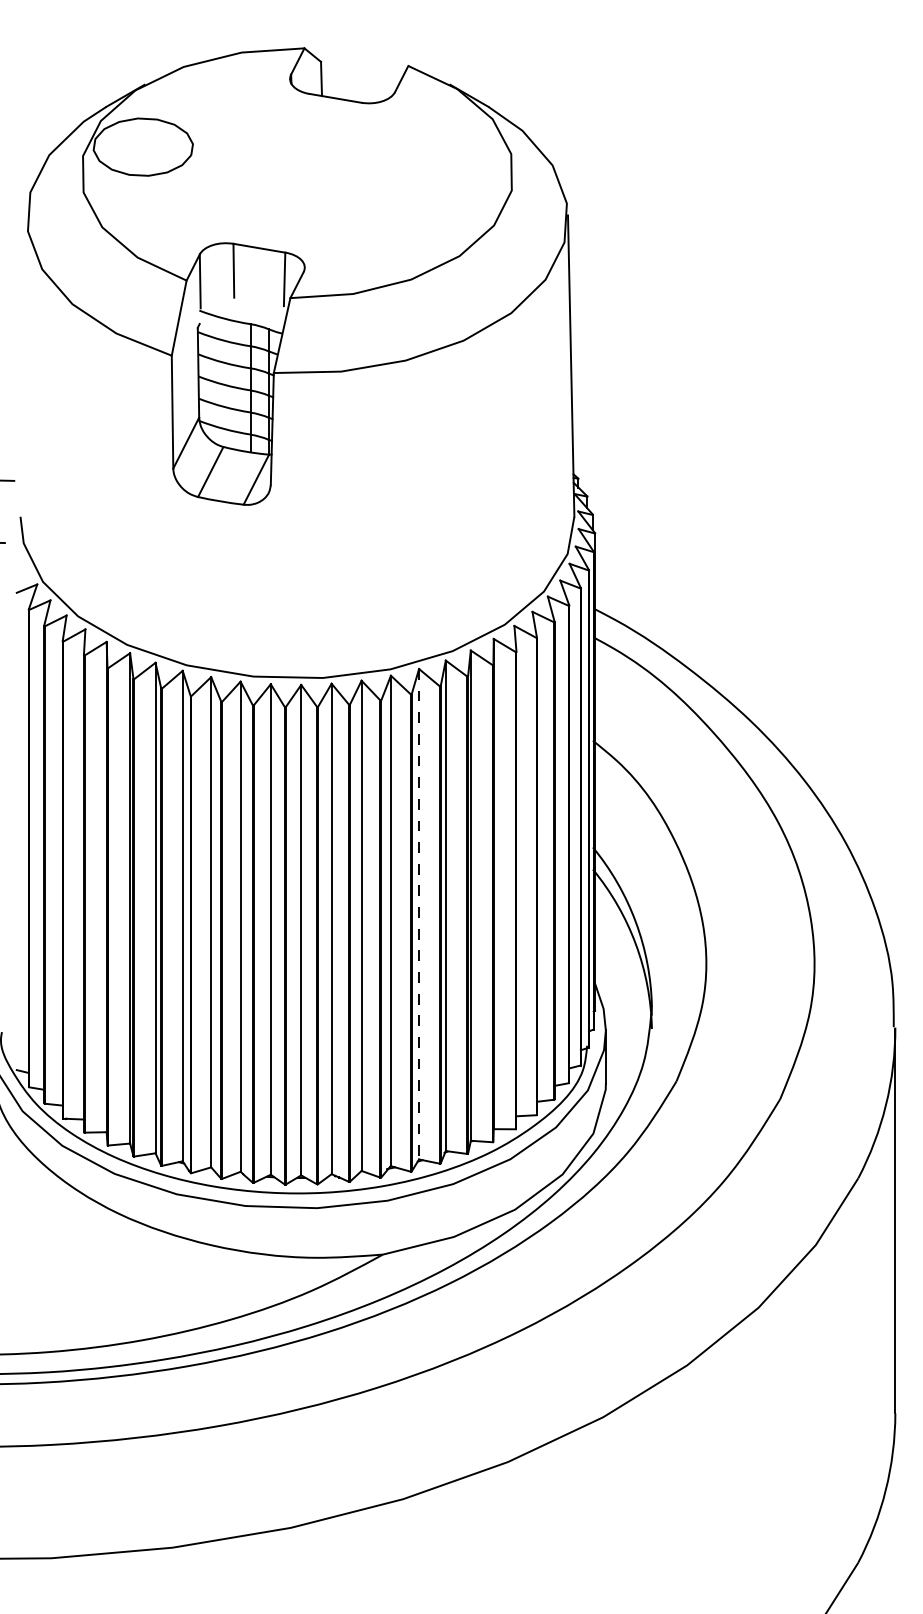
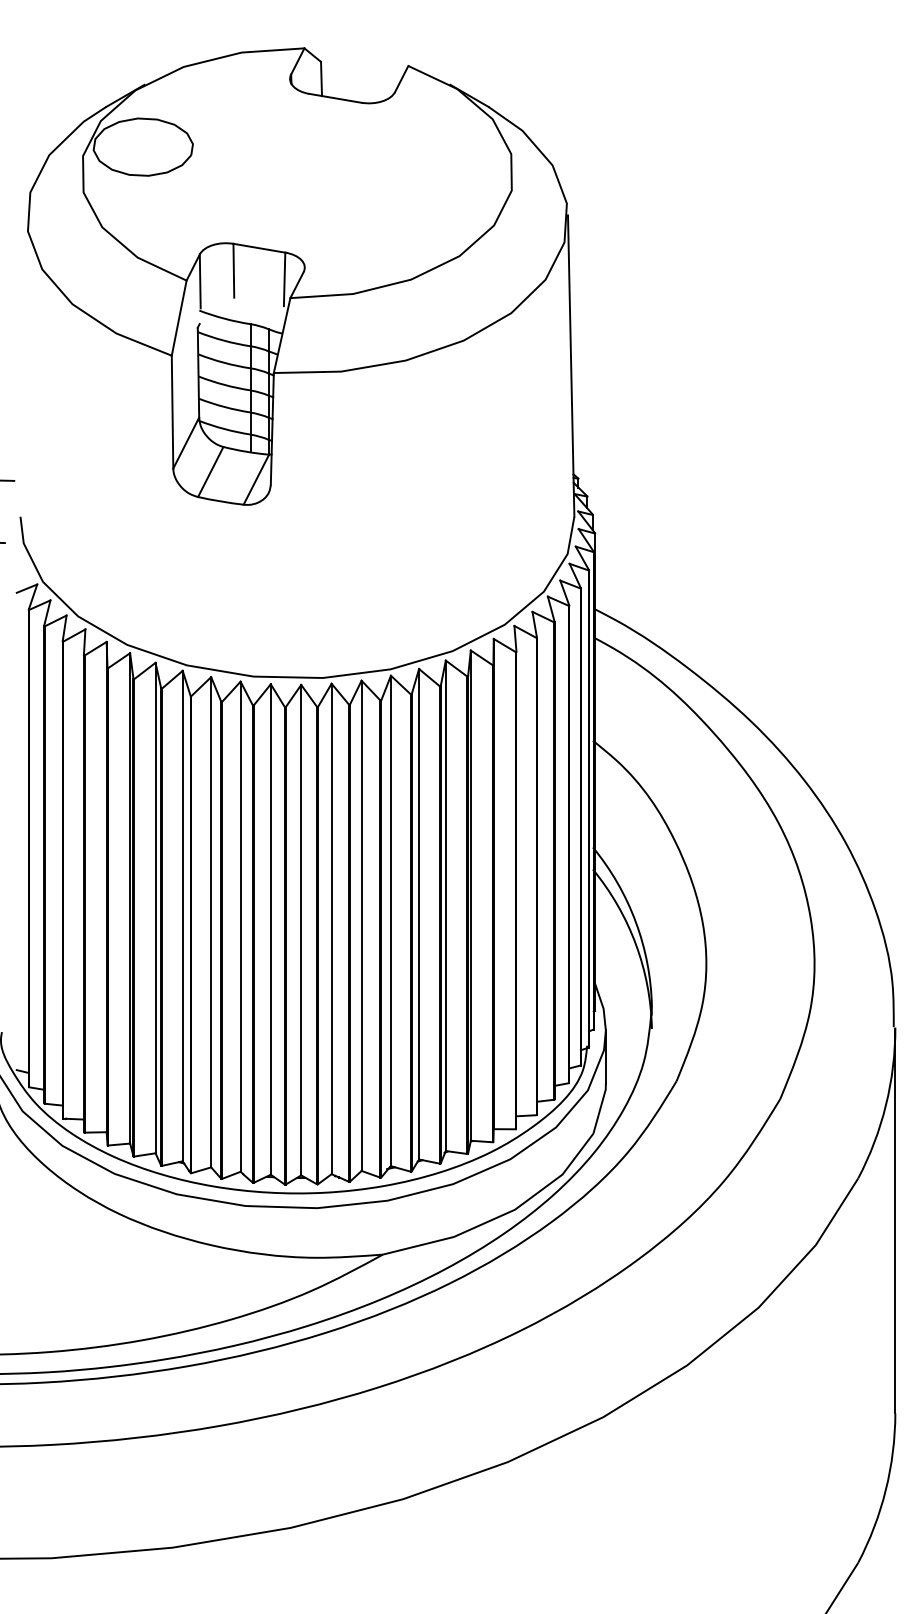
line: dashed -> solid (419, 914)
